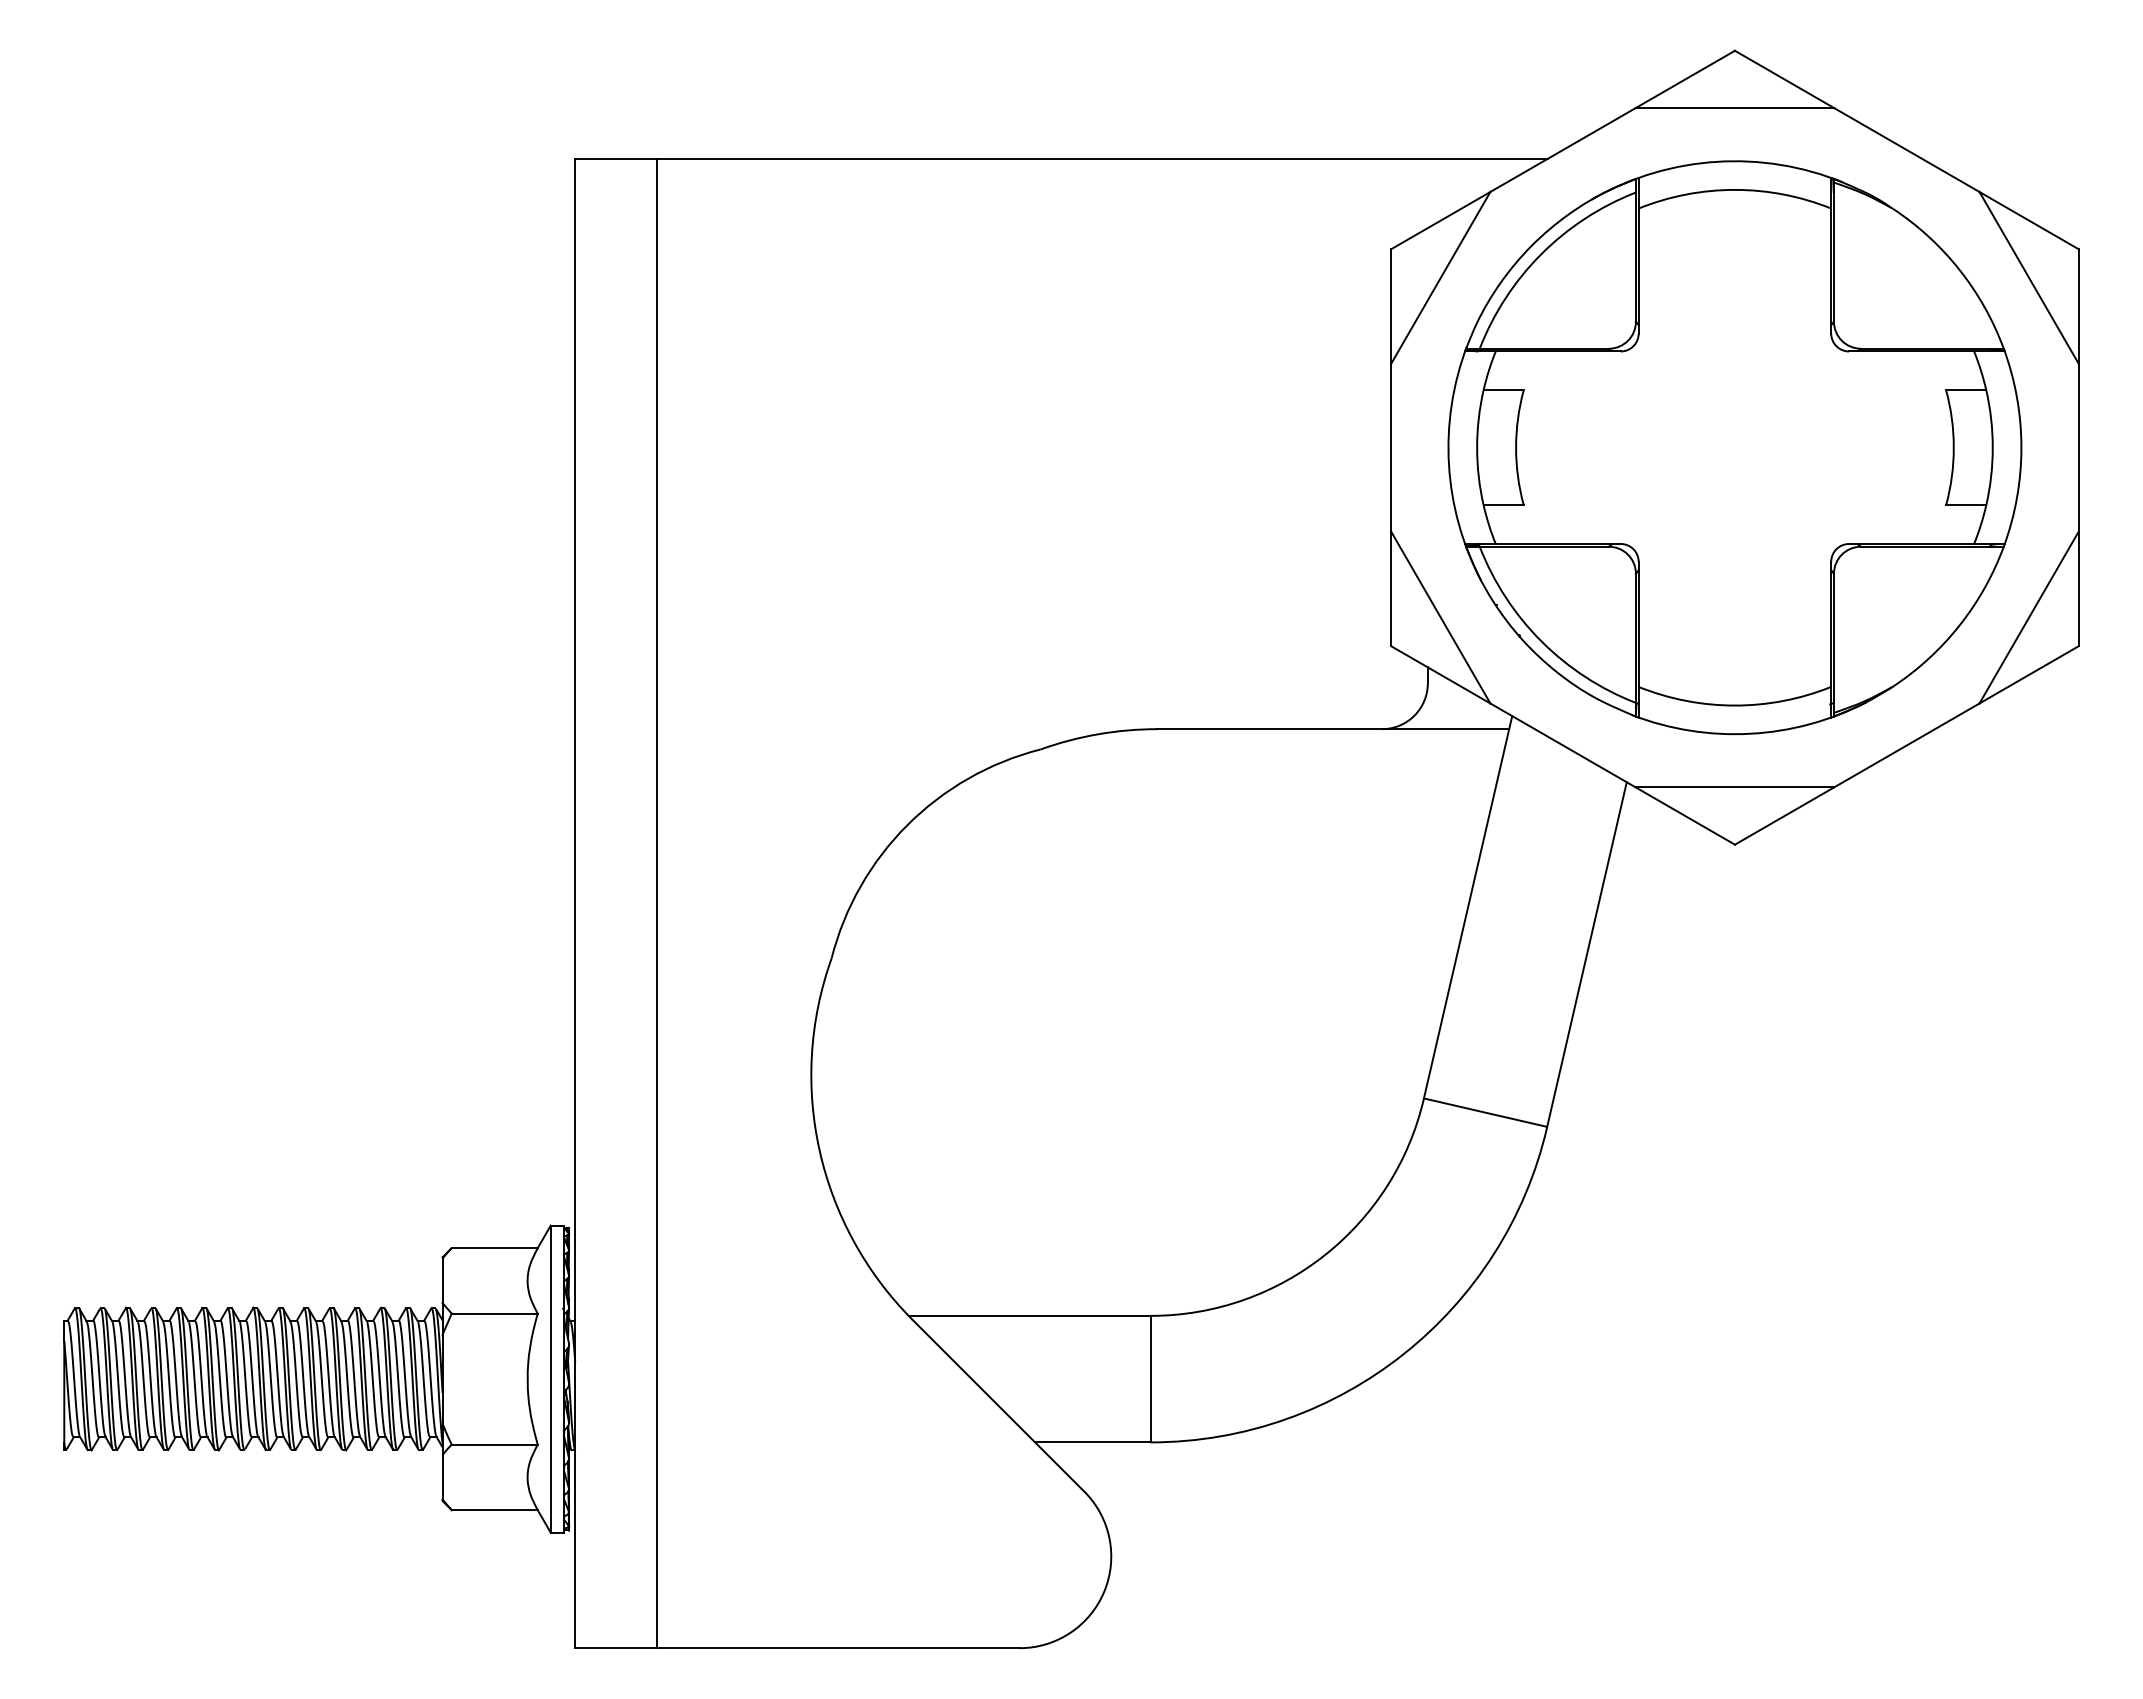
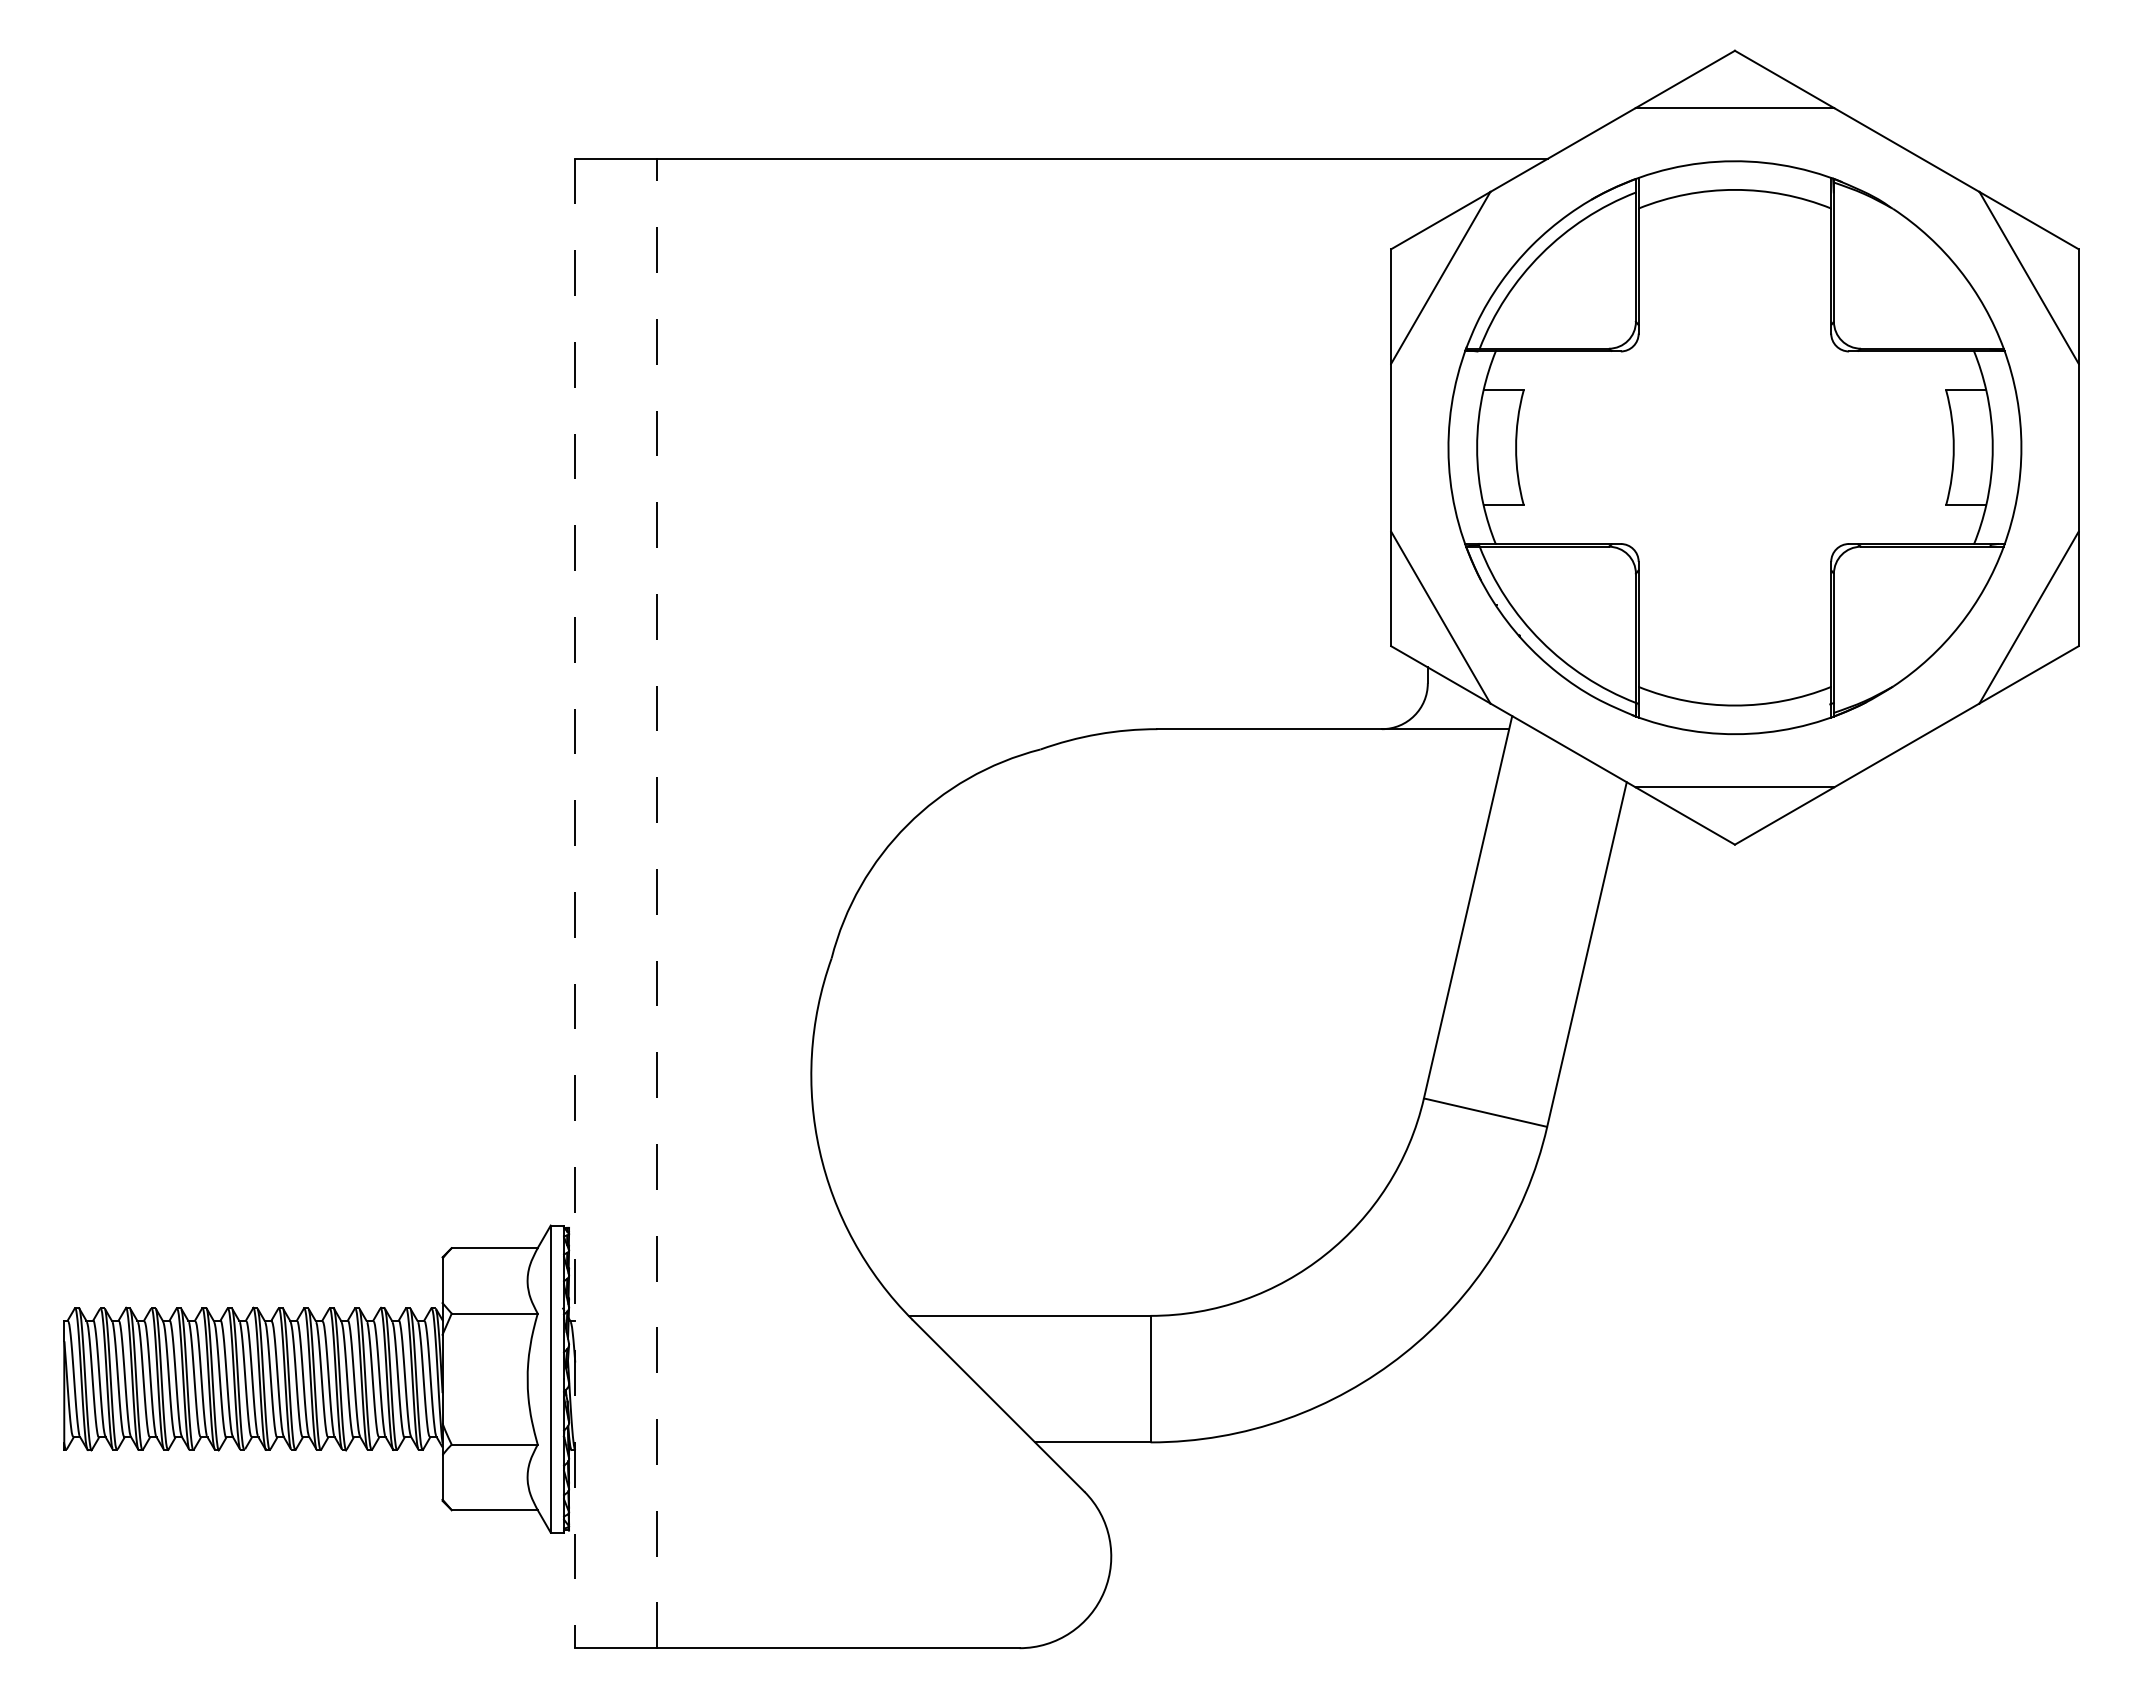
line: solid -> dashed (575, 903)
line: solid -> dashed (657, 903)
